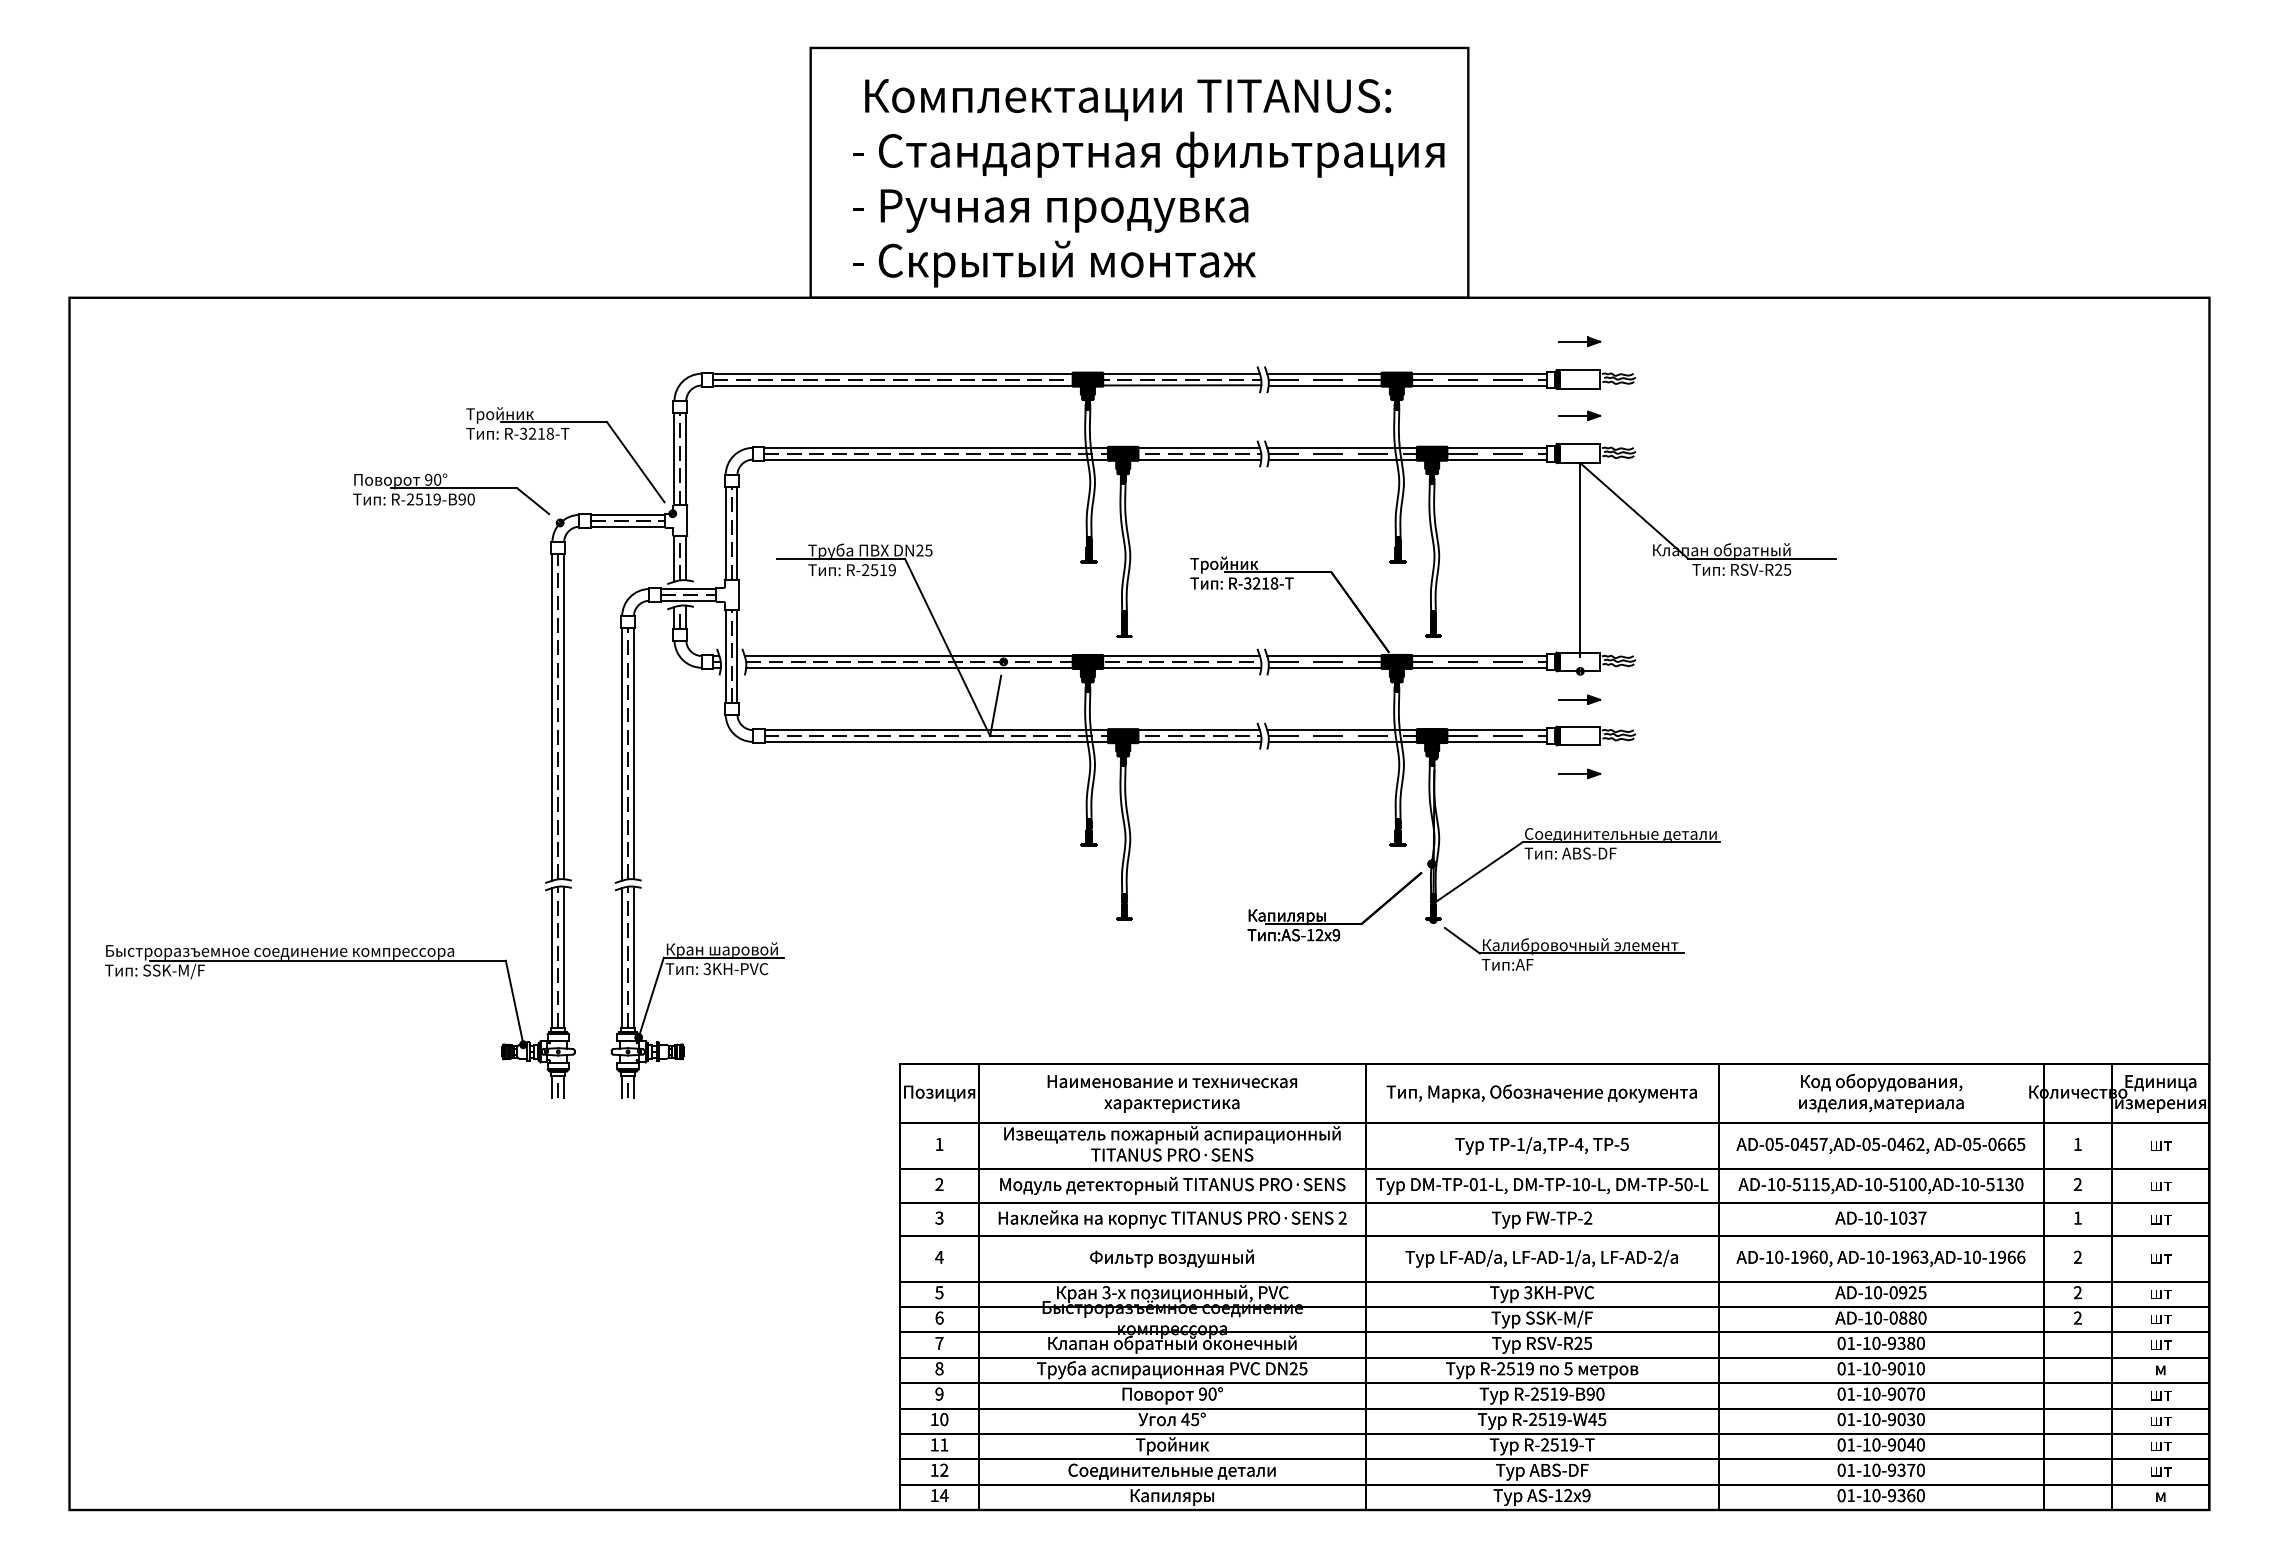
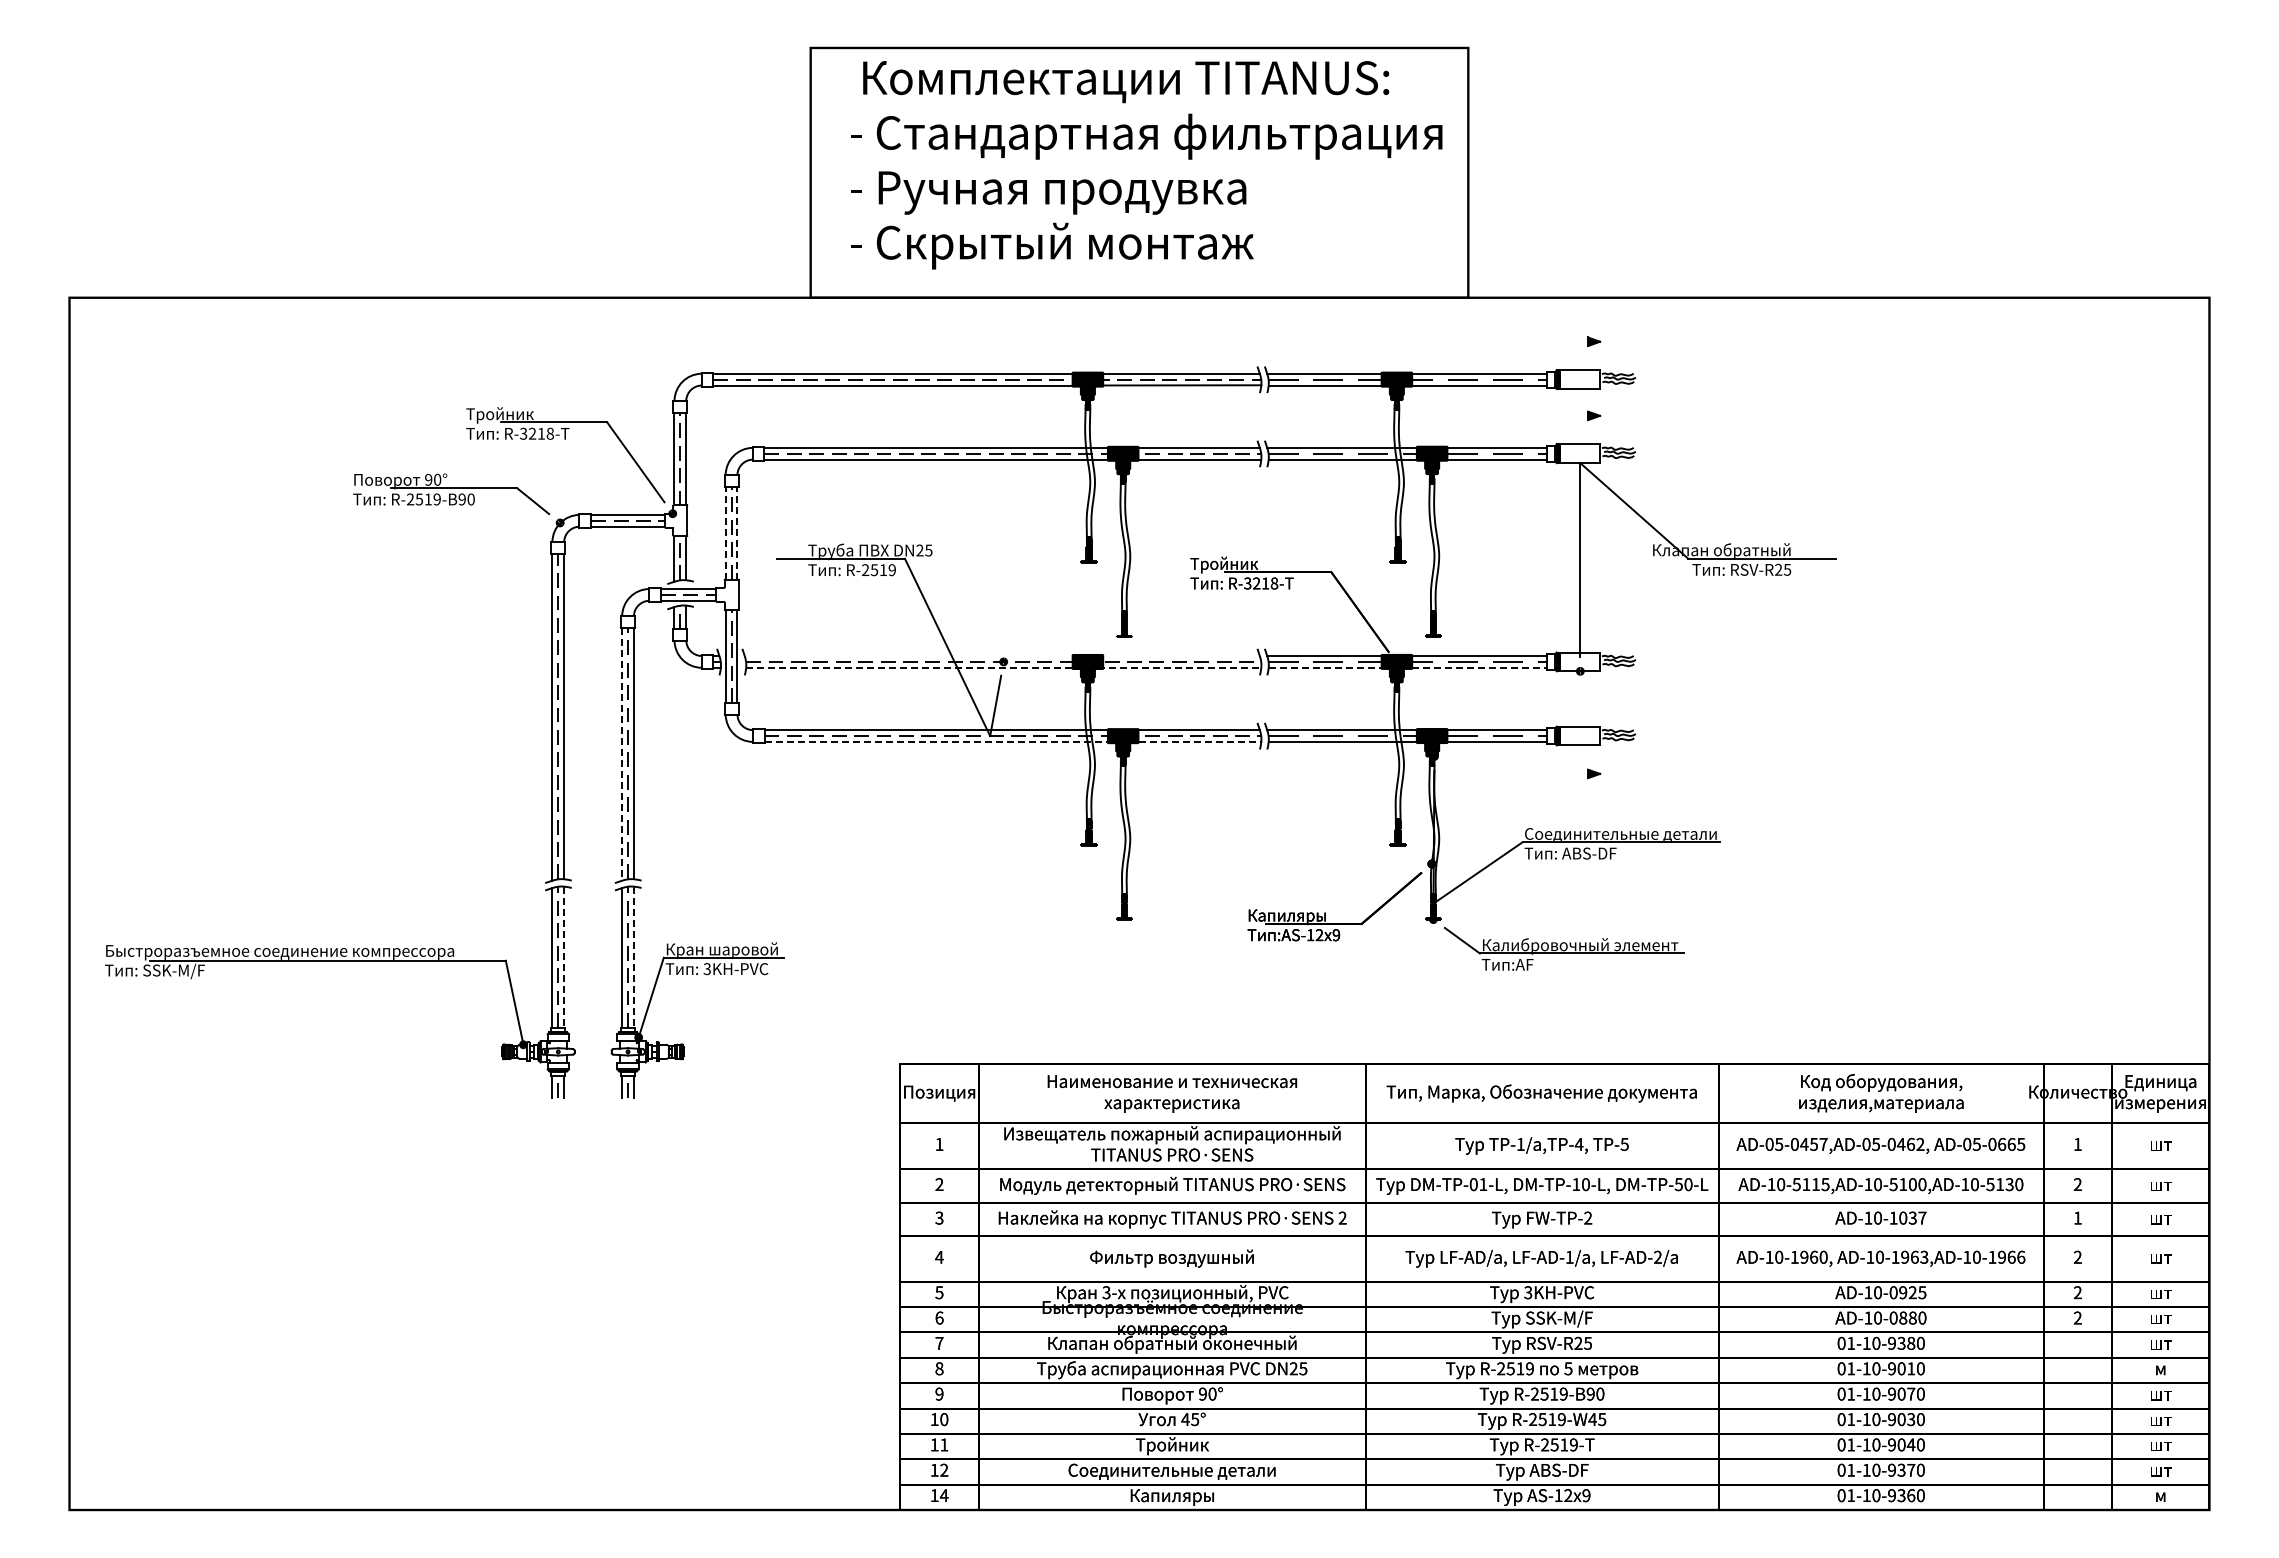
text position: (1148, 183) -> (1146, 165) (1146, 165)
line: present -> none (1573, 341)
line: present -> none (1573, 415)
line: solid -> dashed (725, 532)
line: solid -> dashed (737, 532)
line: present -> none (1001, 656)
line: solid -> dashed (1003, 667)
line: solid -> dashed (1408, 667)
part: present -> none (1579, 699)
line: solid -> dashed (1013, 741)
line: solid -> dashed (622, 754)
line: present -> none (1573, 773)
line: solid -> dashed (564, 957)
line: solid -> dashed (633, 957)
